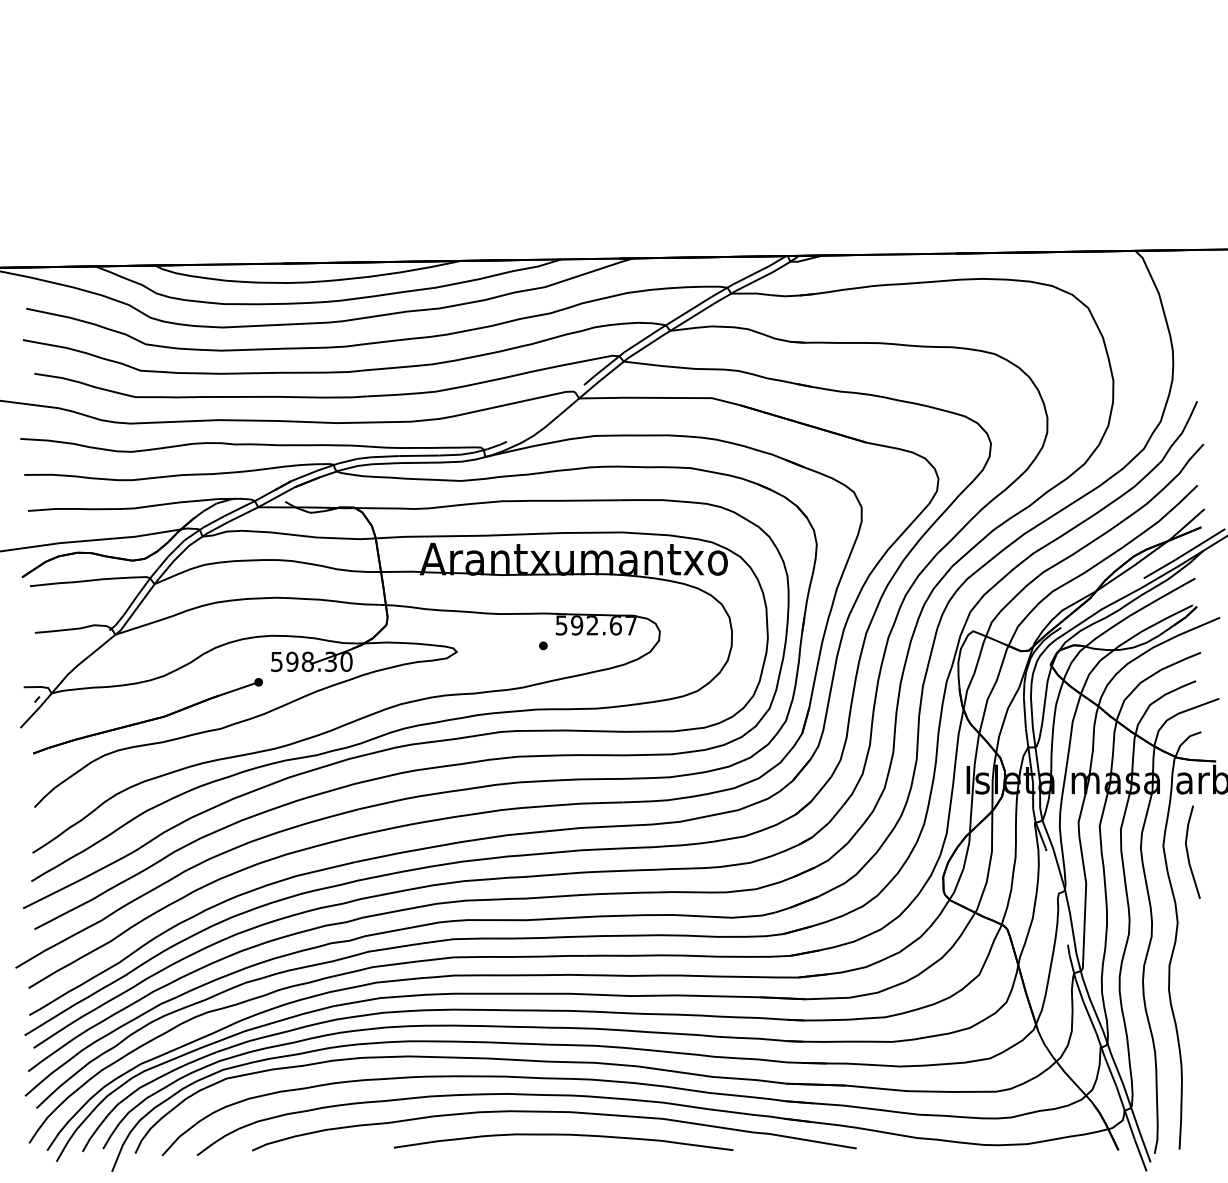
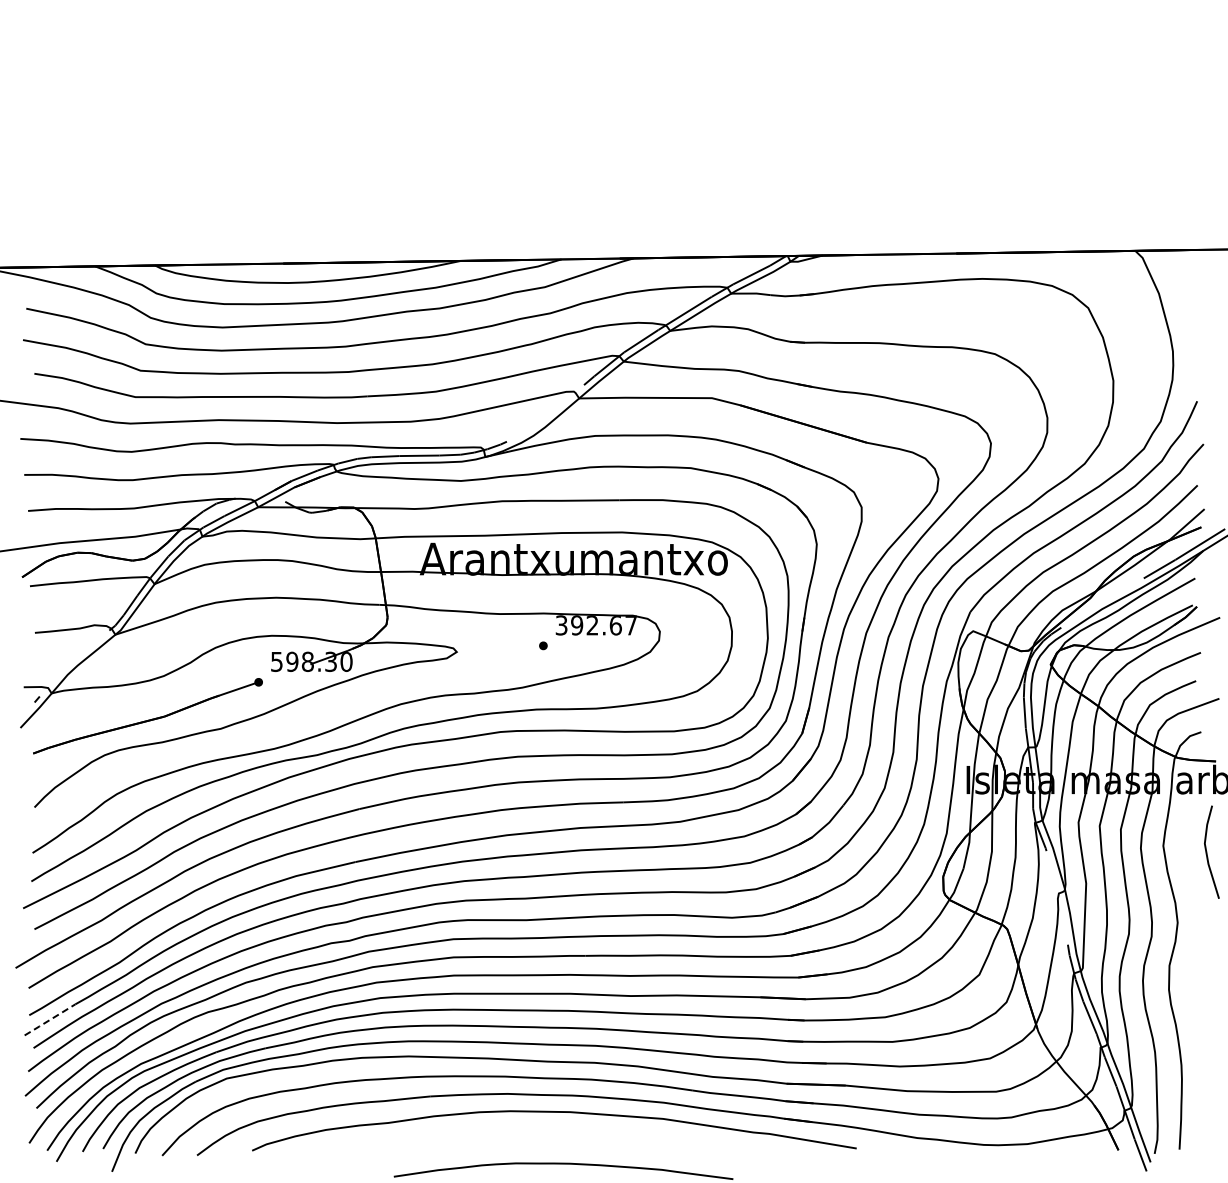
text: 592.67 -> 392.67 (561, 624)
line position: (1188, 851) -> (1207, 851) (1207, 851)
line: solid -> dashed (50, 1019)
curve position: (563, 1135) -> (563, 1164) (563, 1164)
